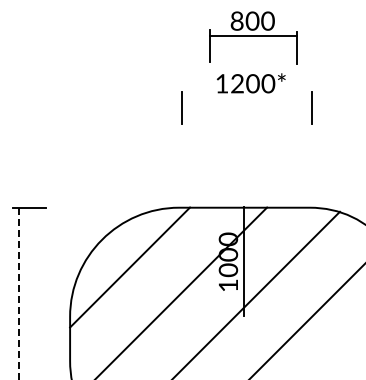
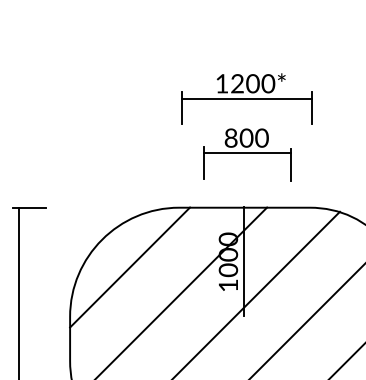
part position: (253, 37) -> (247, 154) (247, 154)
line: none -> present (247, 98)
line: dashed -> solid (18, 293)
line: none -> present (346, 361)
